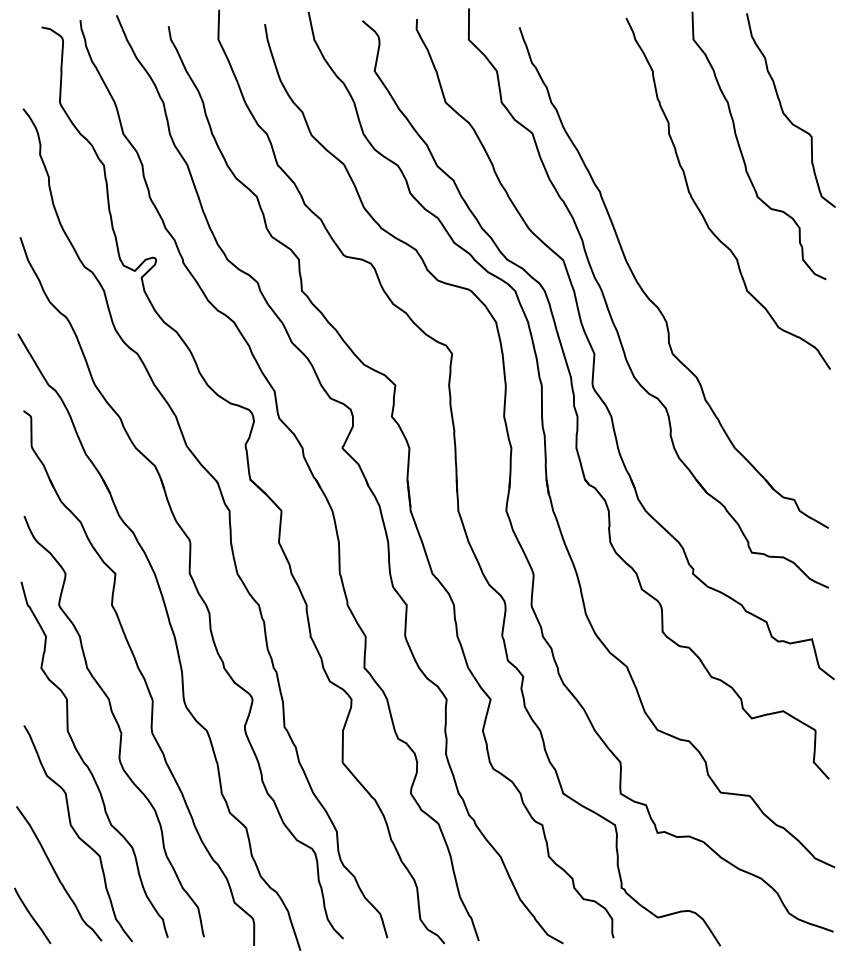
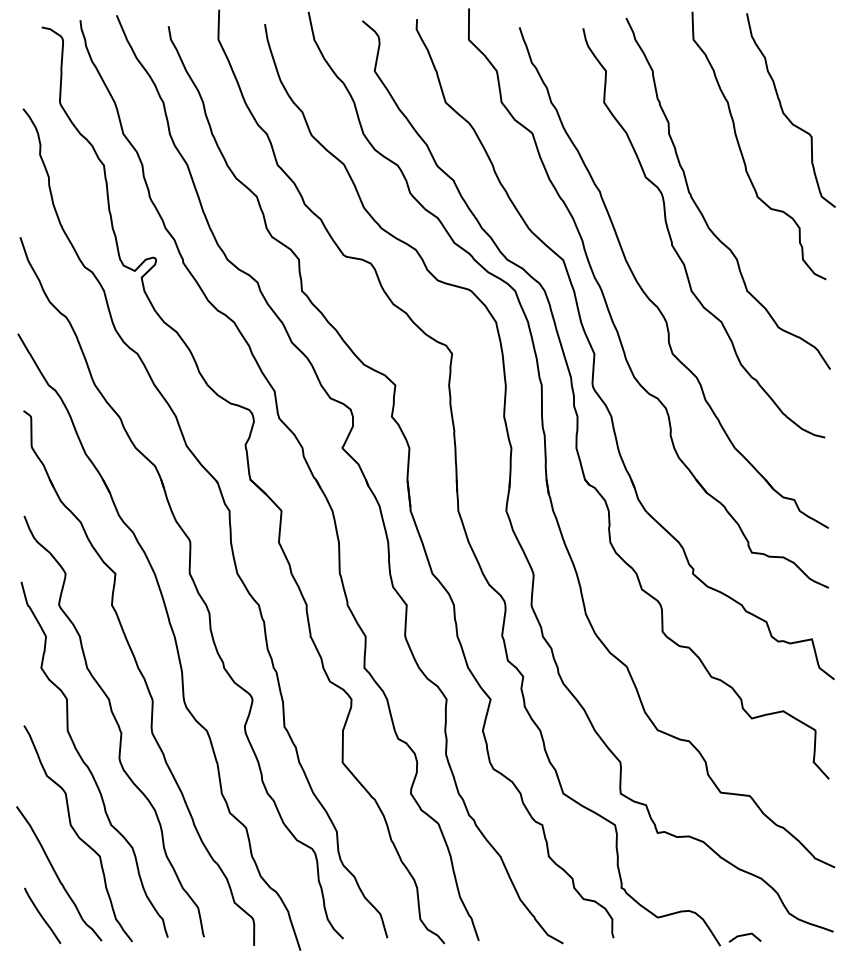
curve: none -> present (675, 248)
curve position: (32, 915) -> (42, 915) (42, 915)
line: none -> present (743, 936)
